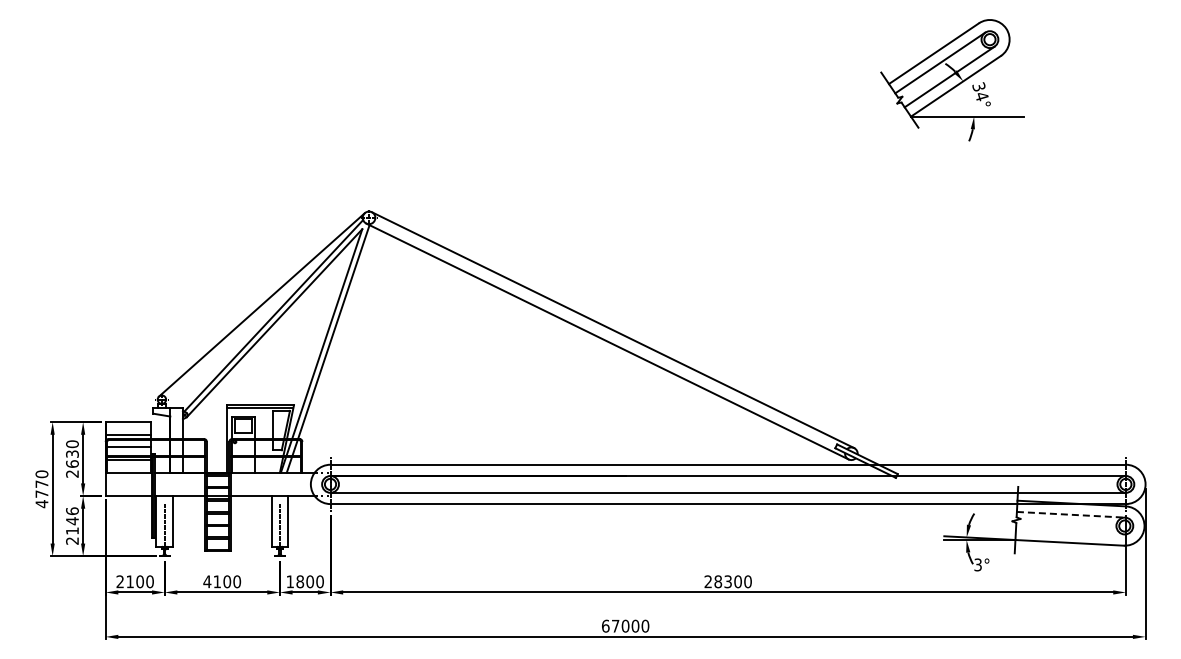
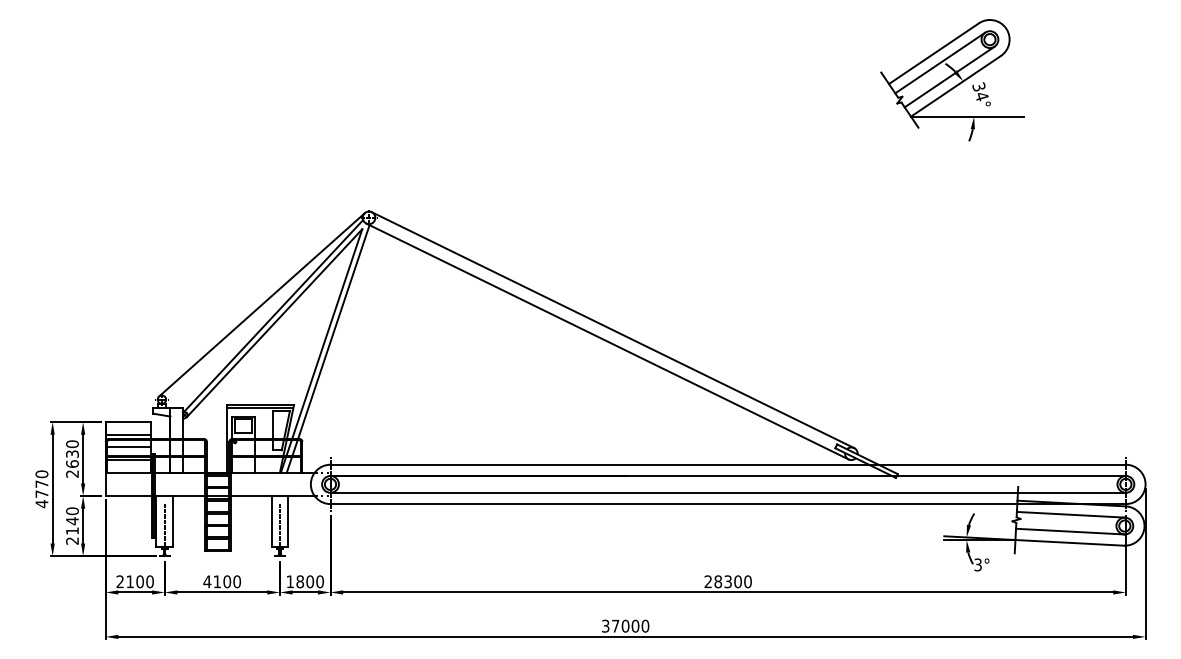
text: 2146 -> 2140 (72, 510)
line: dashed -> solid (1071, 514)
line: none -> present (1070, 531)
text: 67000 -> 37000 (605, 625)
